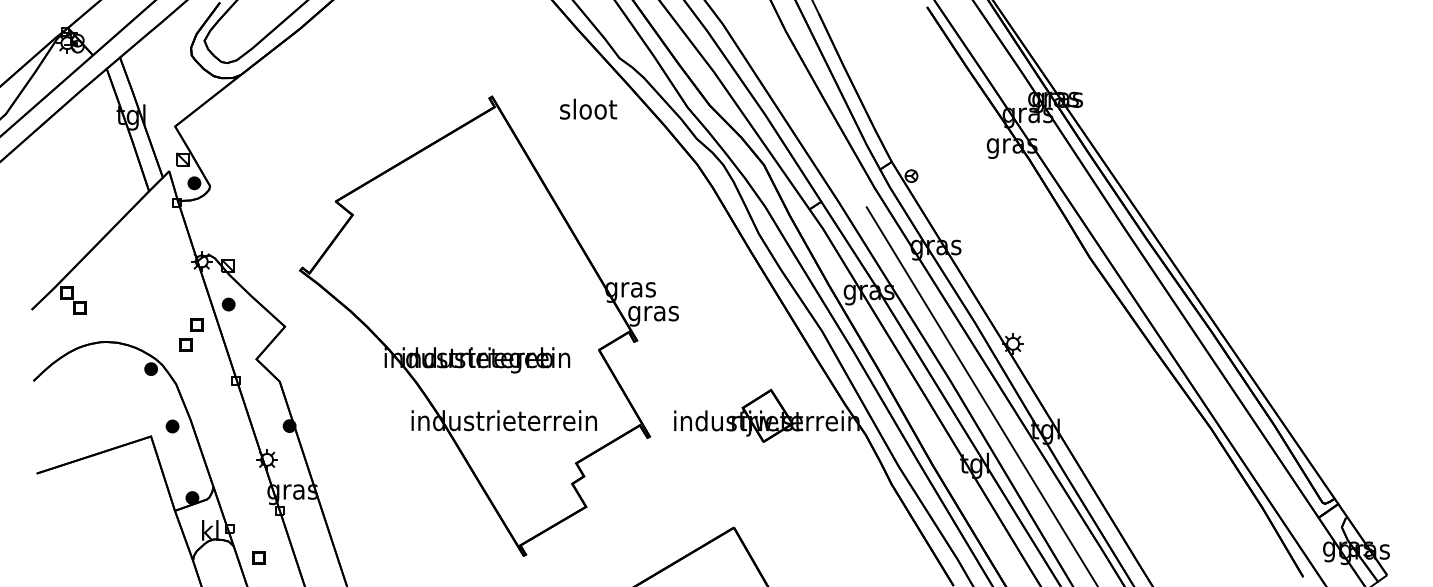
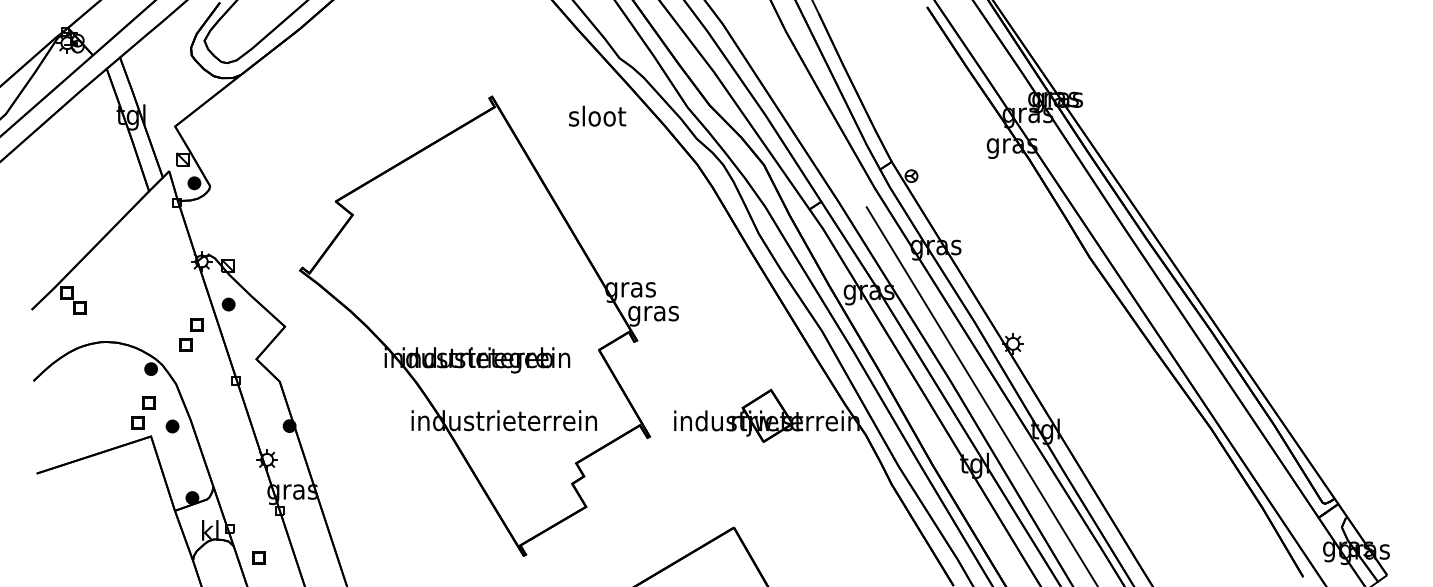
text position: (588, 108) -> (597, 115) (597, 115)
part: none -> present (143, 412)
